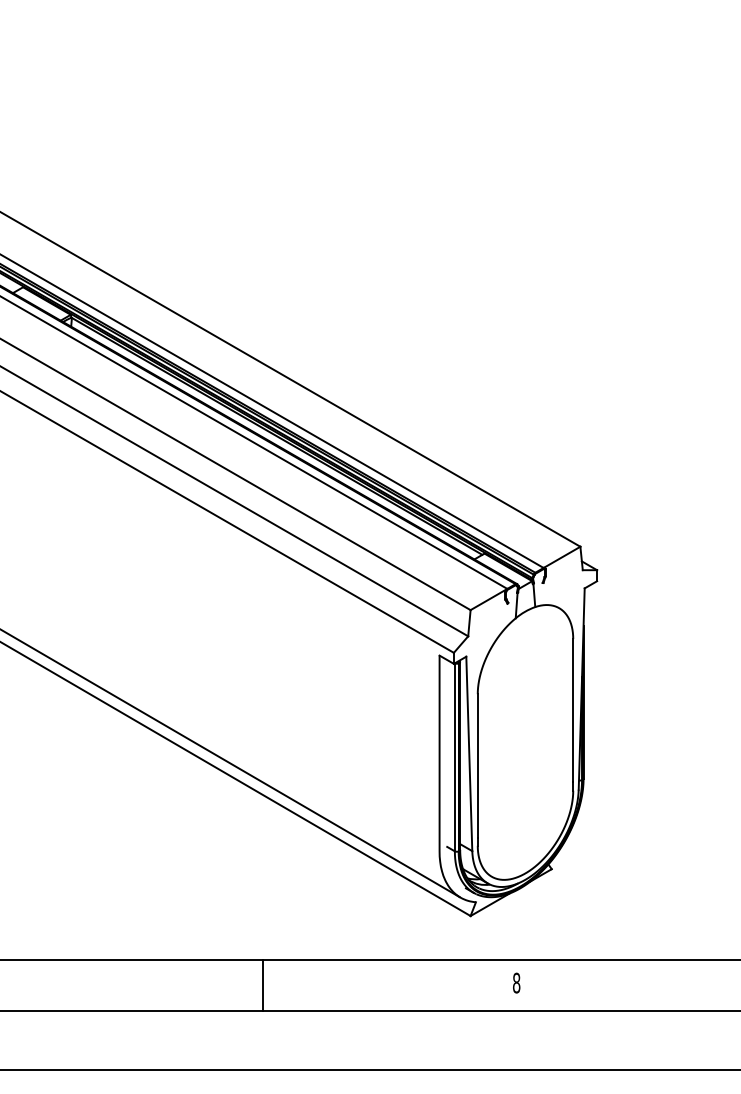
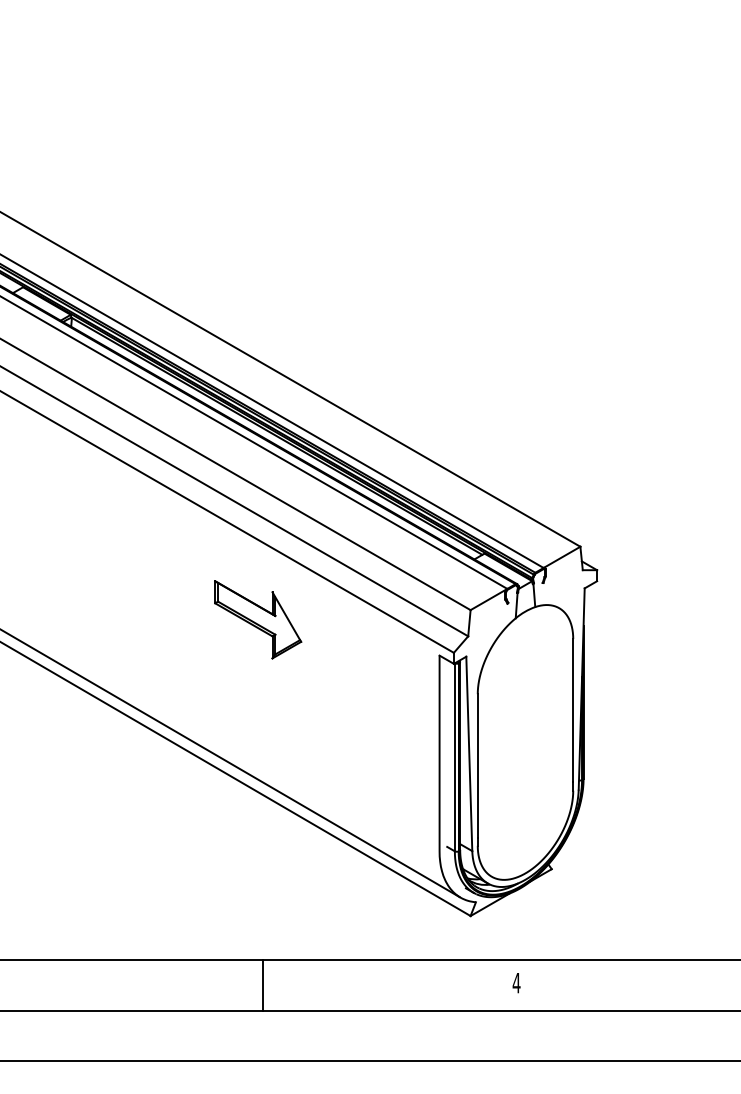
part: none -> present (258, 619)
text: 8 -> 4 (516, 982)
line position: (369, 1070) -> (369, 1061) (369, 1061)
